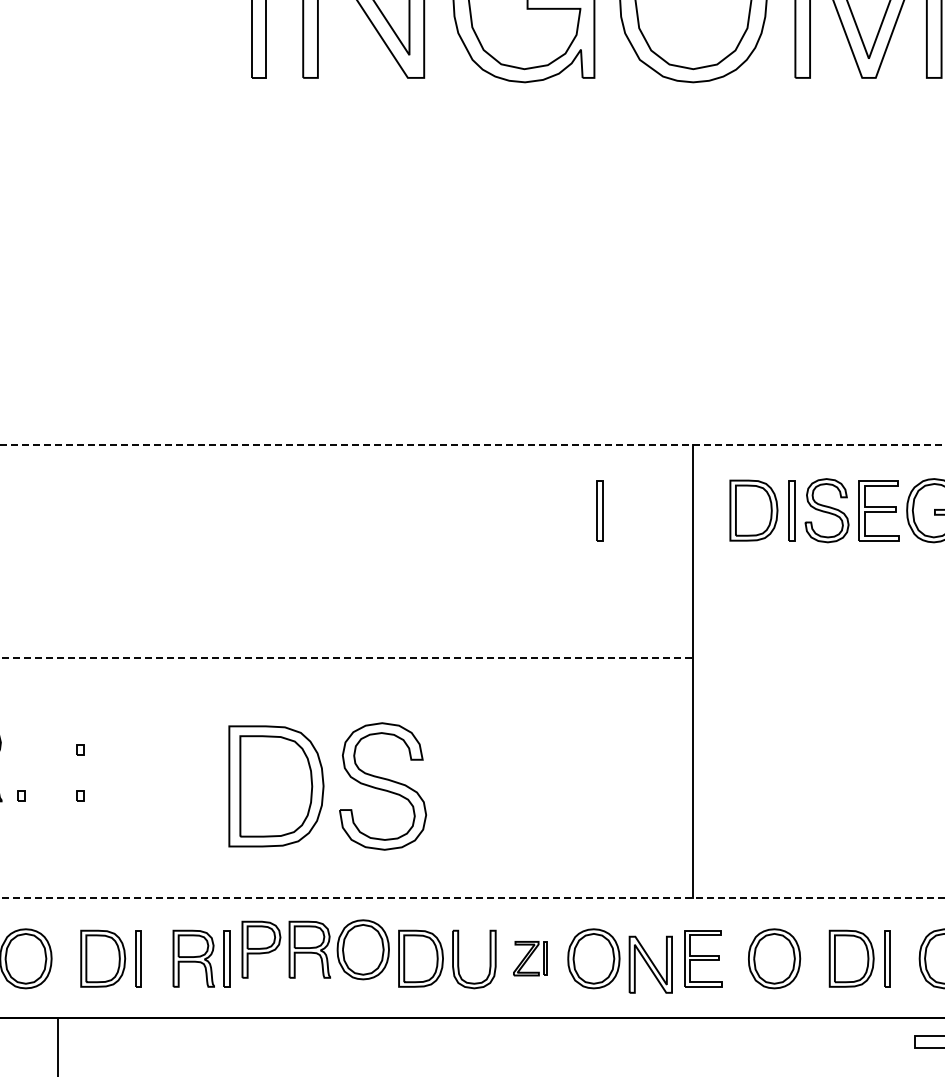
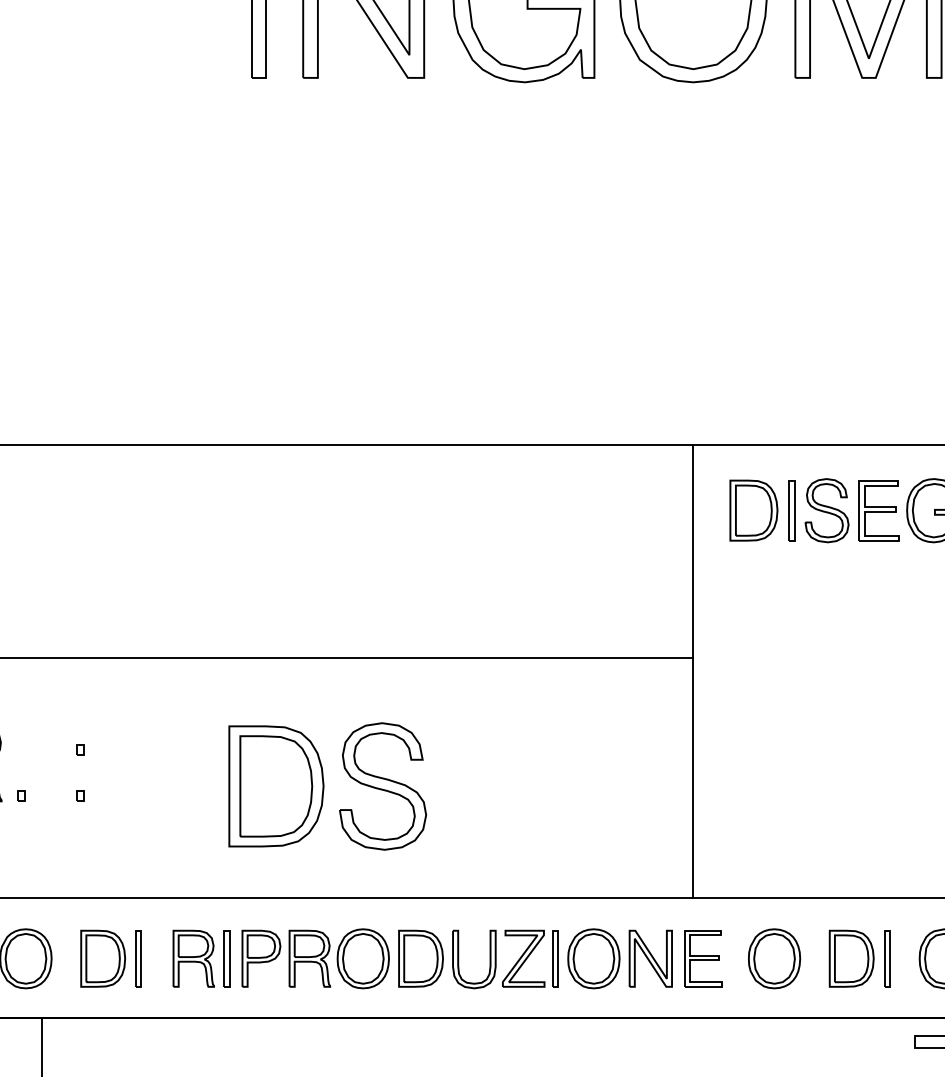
line: dashed -> solid (472, 445)
part: present -> none (599, 510)
line: dashed -> solid (346, 657)
line: dashed -> solid (472, 897)
part position: (315, 949) -> (315, 958) (315, 958)
part size: 35x36 px -> 57x59 px (530, 958)
part position: (650, 964) -> (650, 958) (650, 958)
line position: (57, 1045) -> (41, 1045) (41, 1045)
